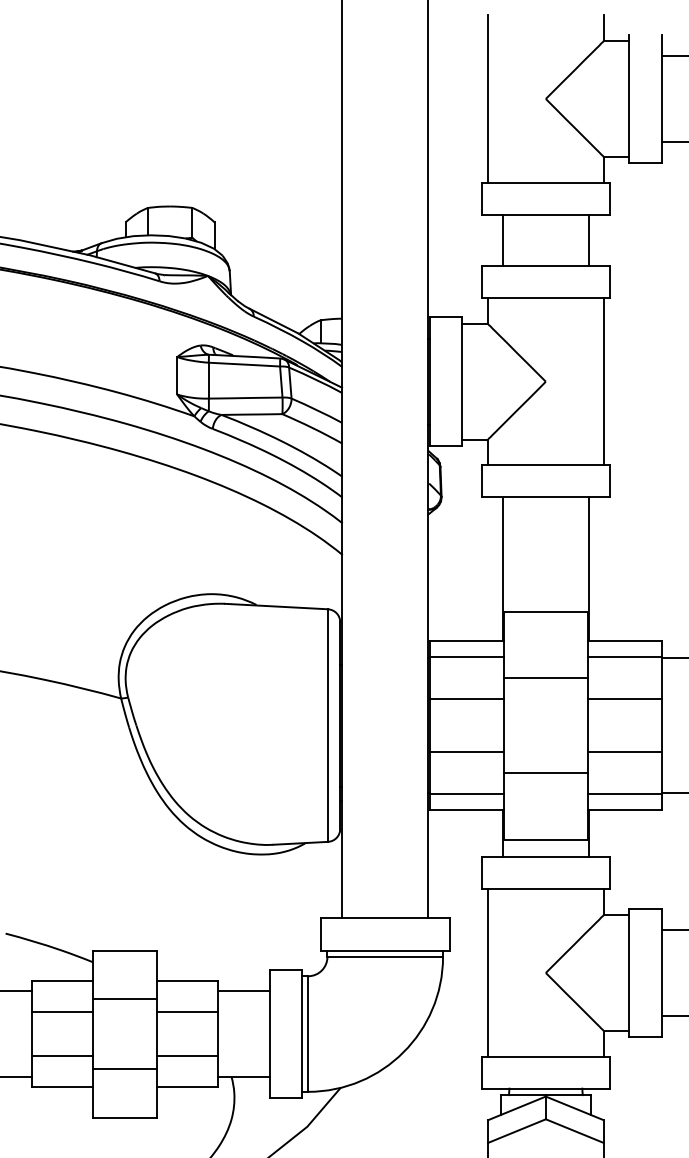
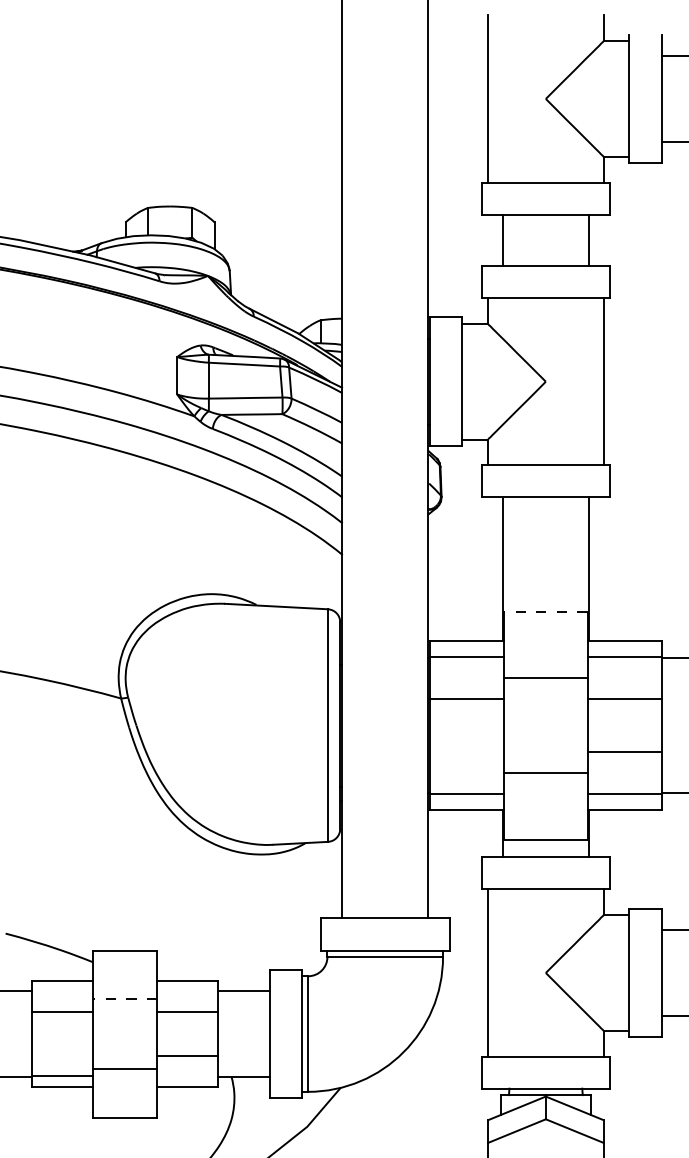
line: solid -> dashed (545, 611)
line: present -> none (467, 751)
line: solid -> dashed (124, 999)
line position: (61, 1056) -> (61, 1076) (61, 1076)
